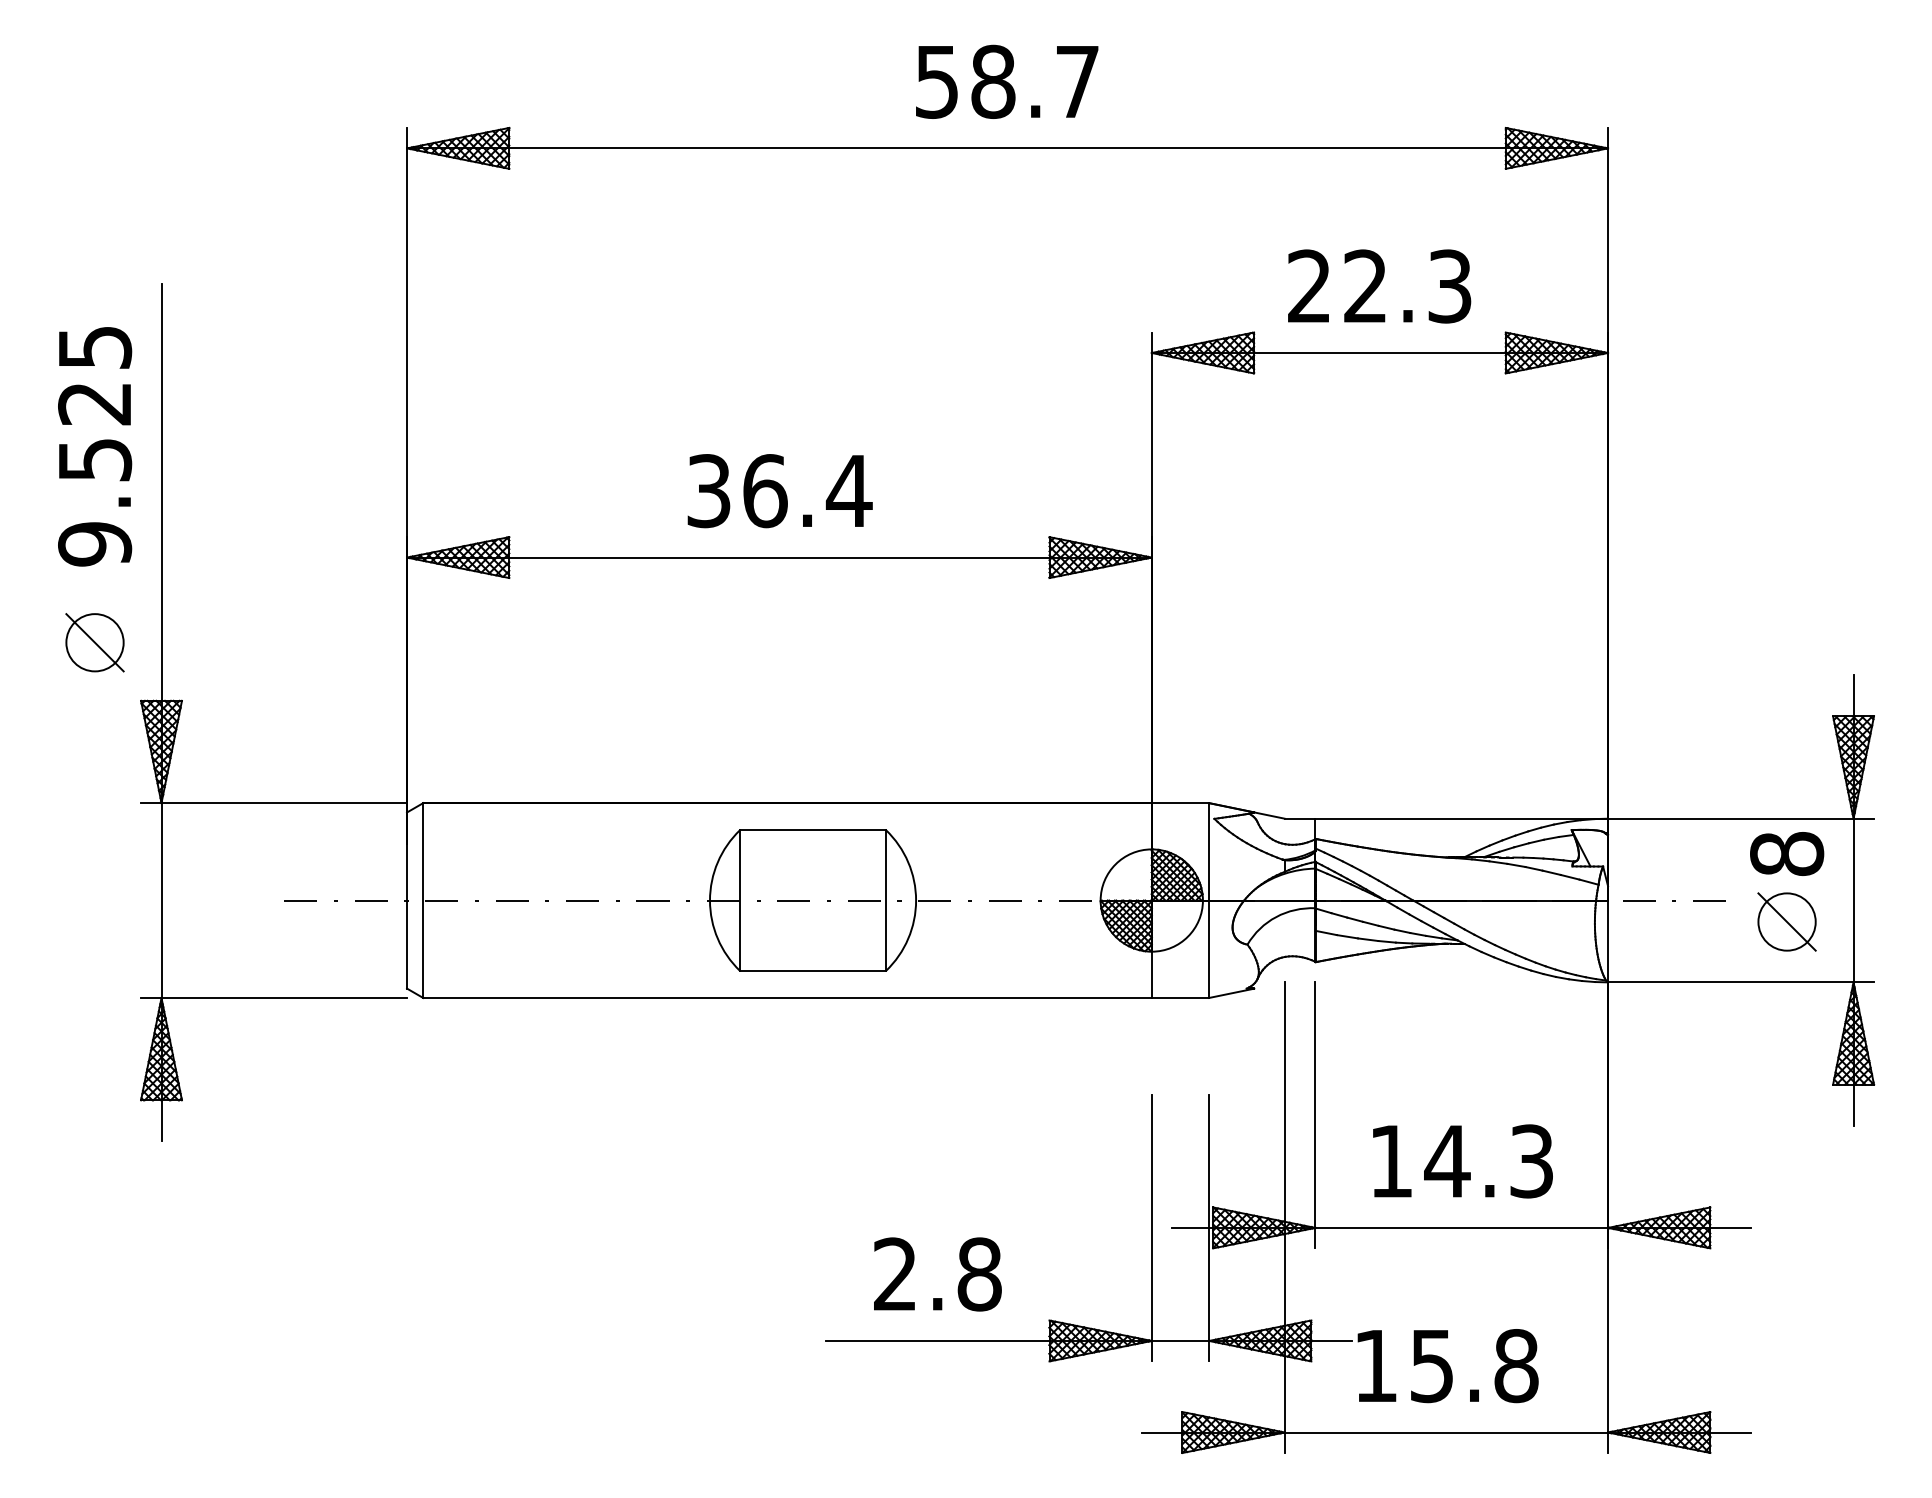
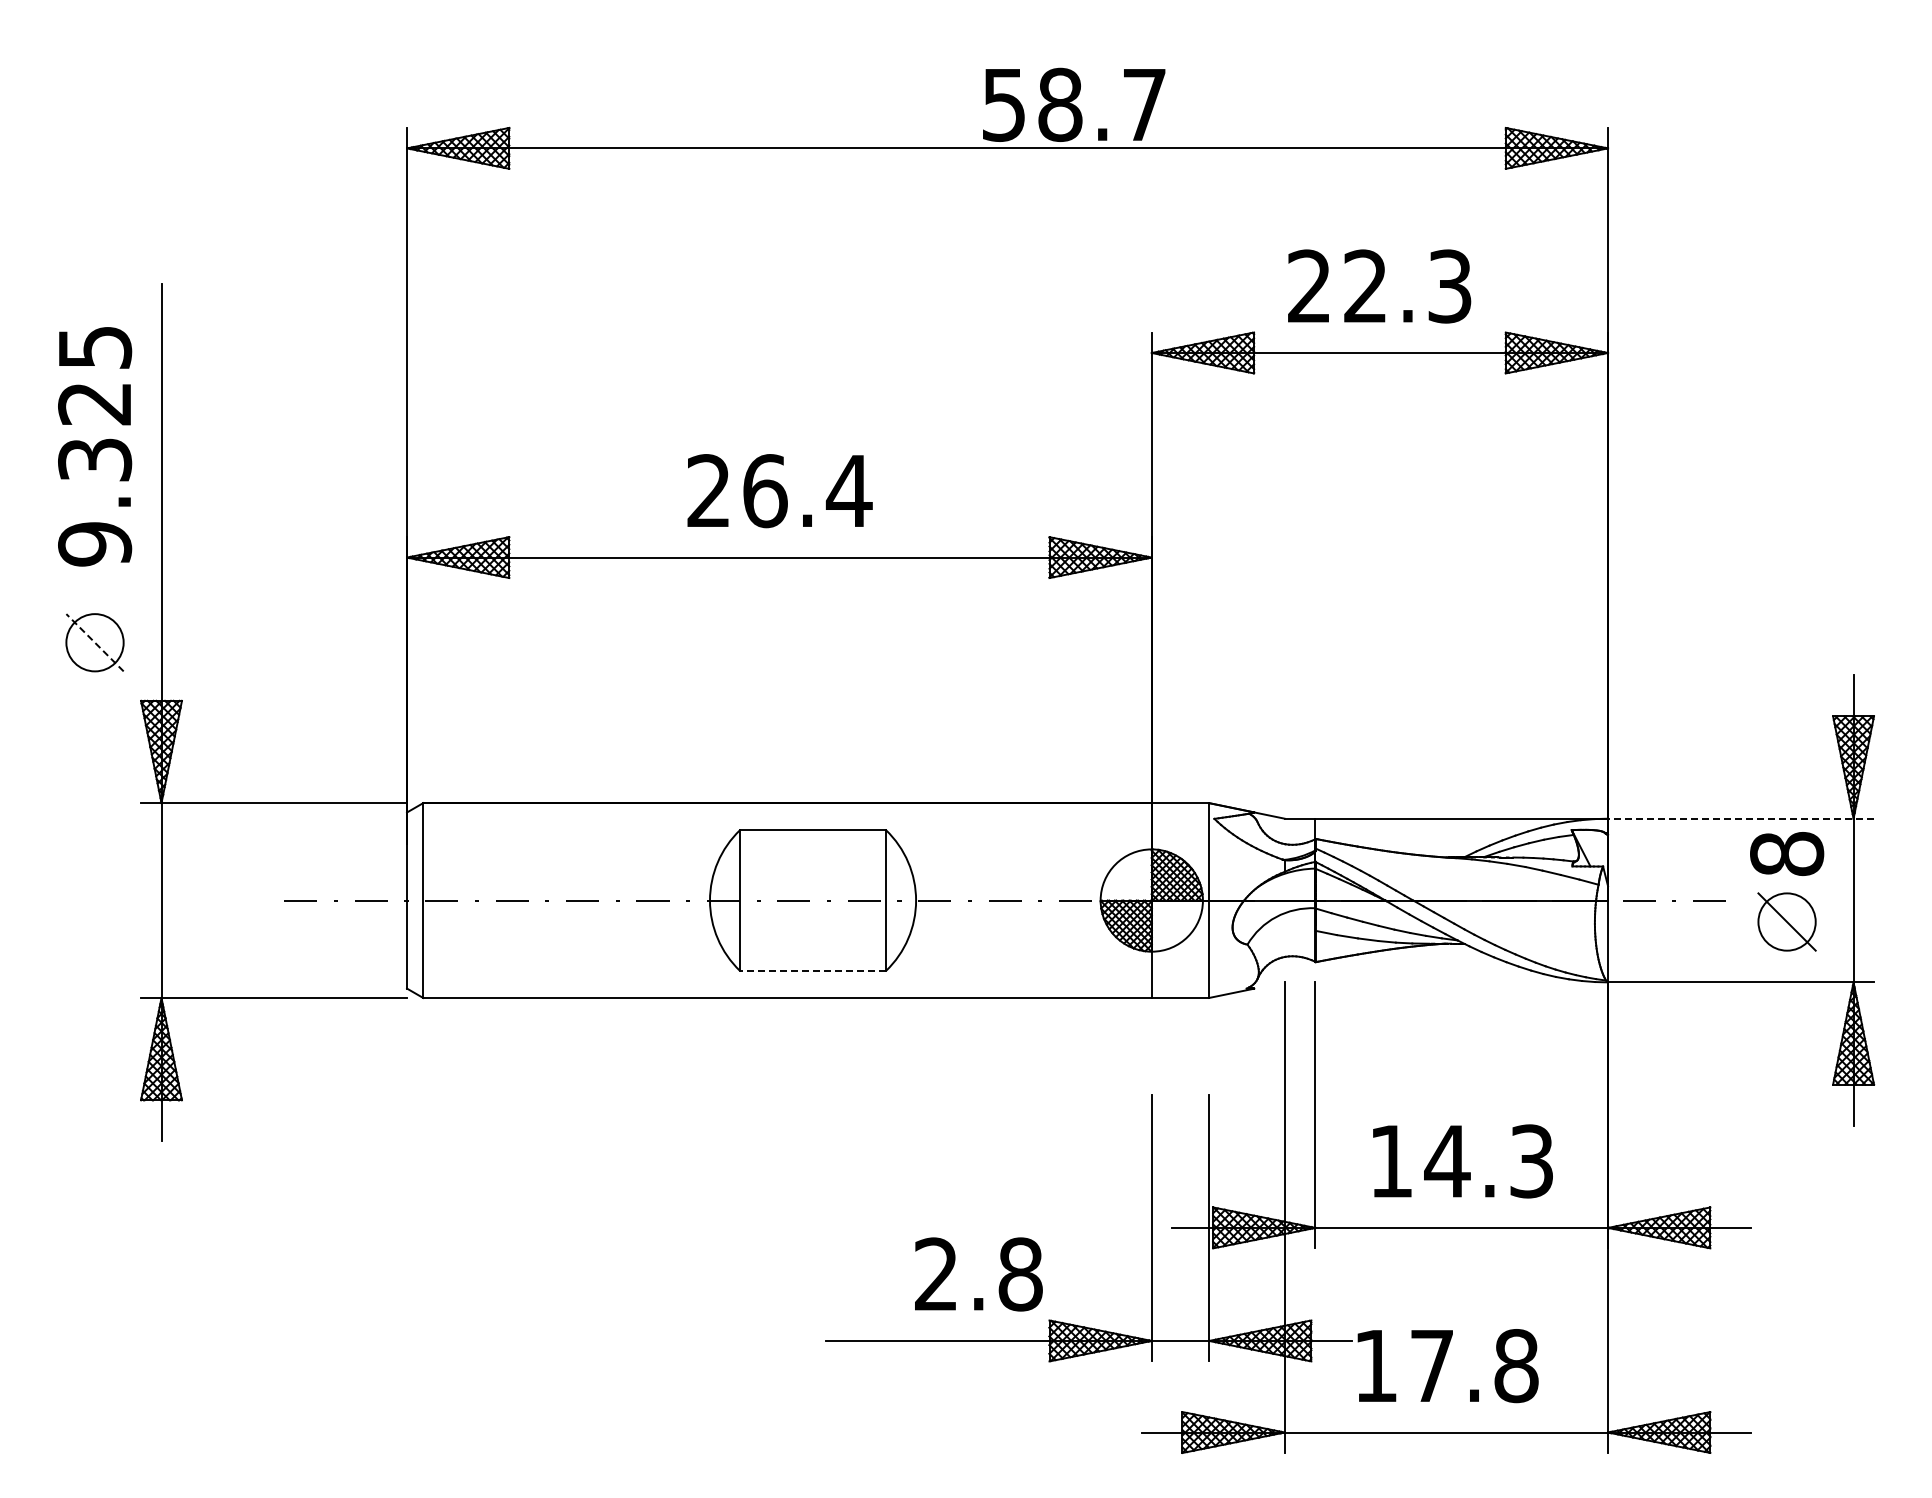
text position: (1007, 81) -> (1074, 104) (1074, 104)
text: 9.525 -> 9.325 (94, 459)
text: 36.4 -> 26.4 (708, 491)
line: solid -> dashed (95, 642)
line: solid -> dashed (1741, 818)
line: solid -> dashed (812, 970)
text position: (937, 1274) -> (978, 1274) (978, 1274)
text: 15.8 -> 17.8 (1431, 1366)
